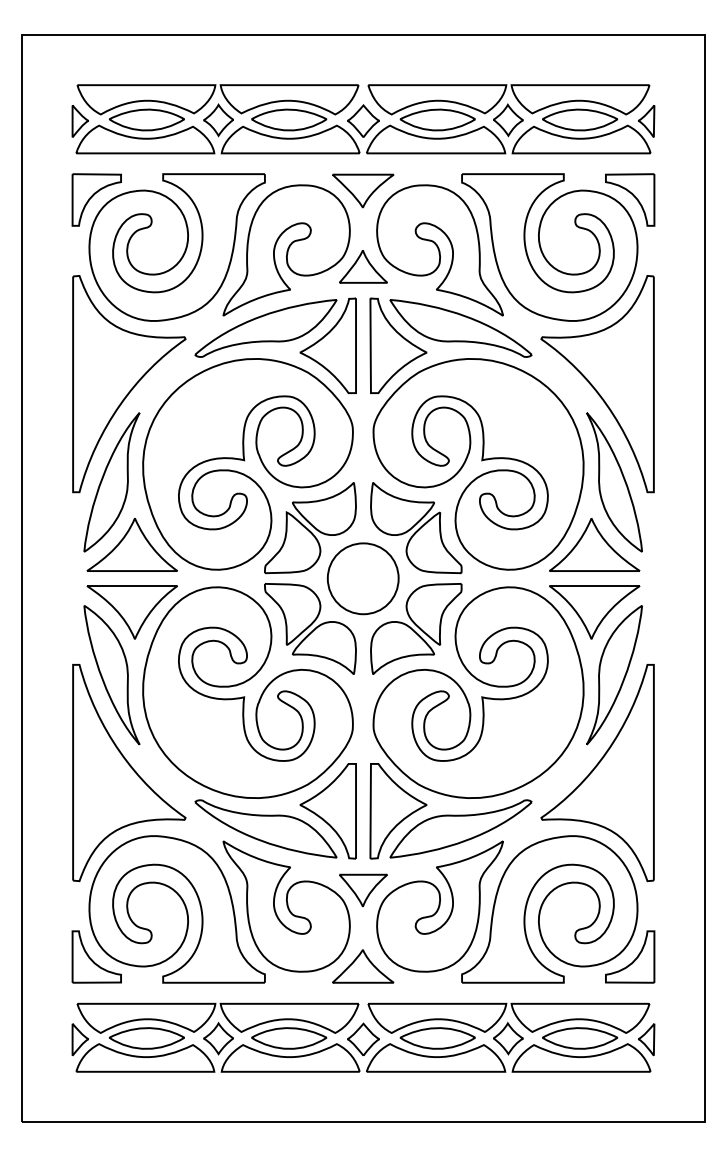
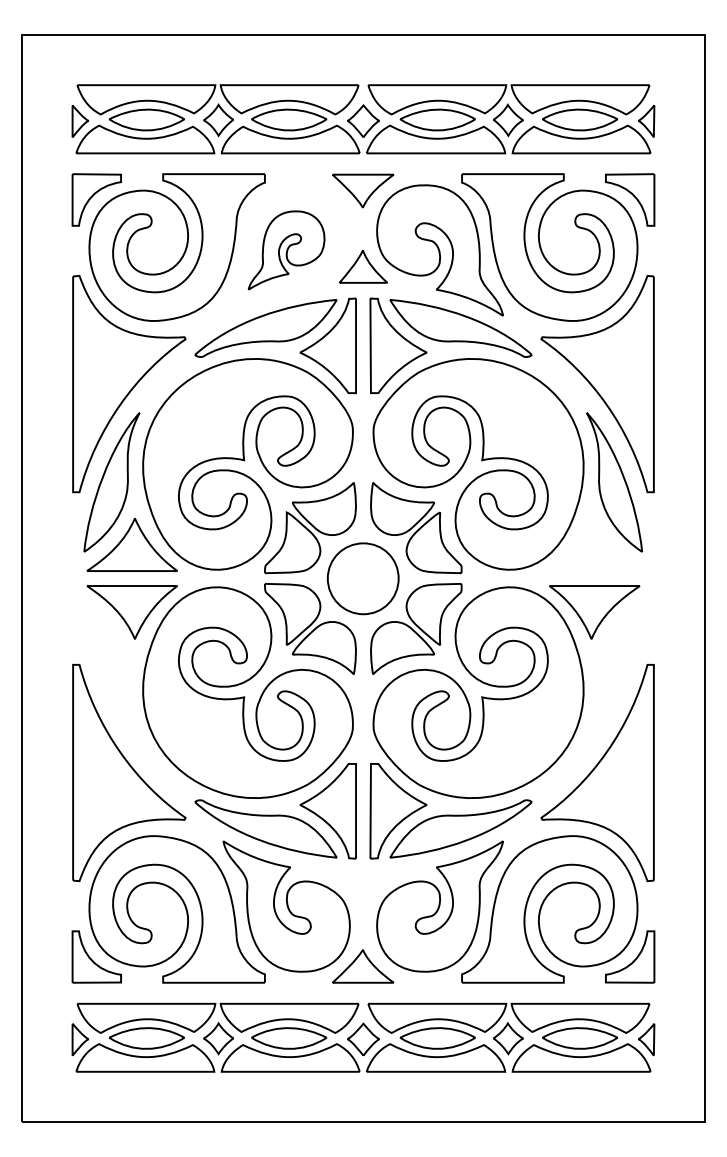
part size: 129x133 px -> 79x81 px (286, 250)
part: present -> none (594, 544)
part: present -> none (111, 675)
part: present -> none (614, 675)
part: present -> none (363, 890)
